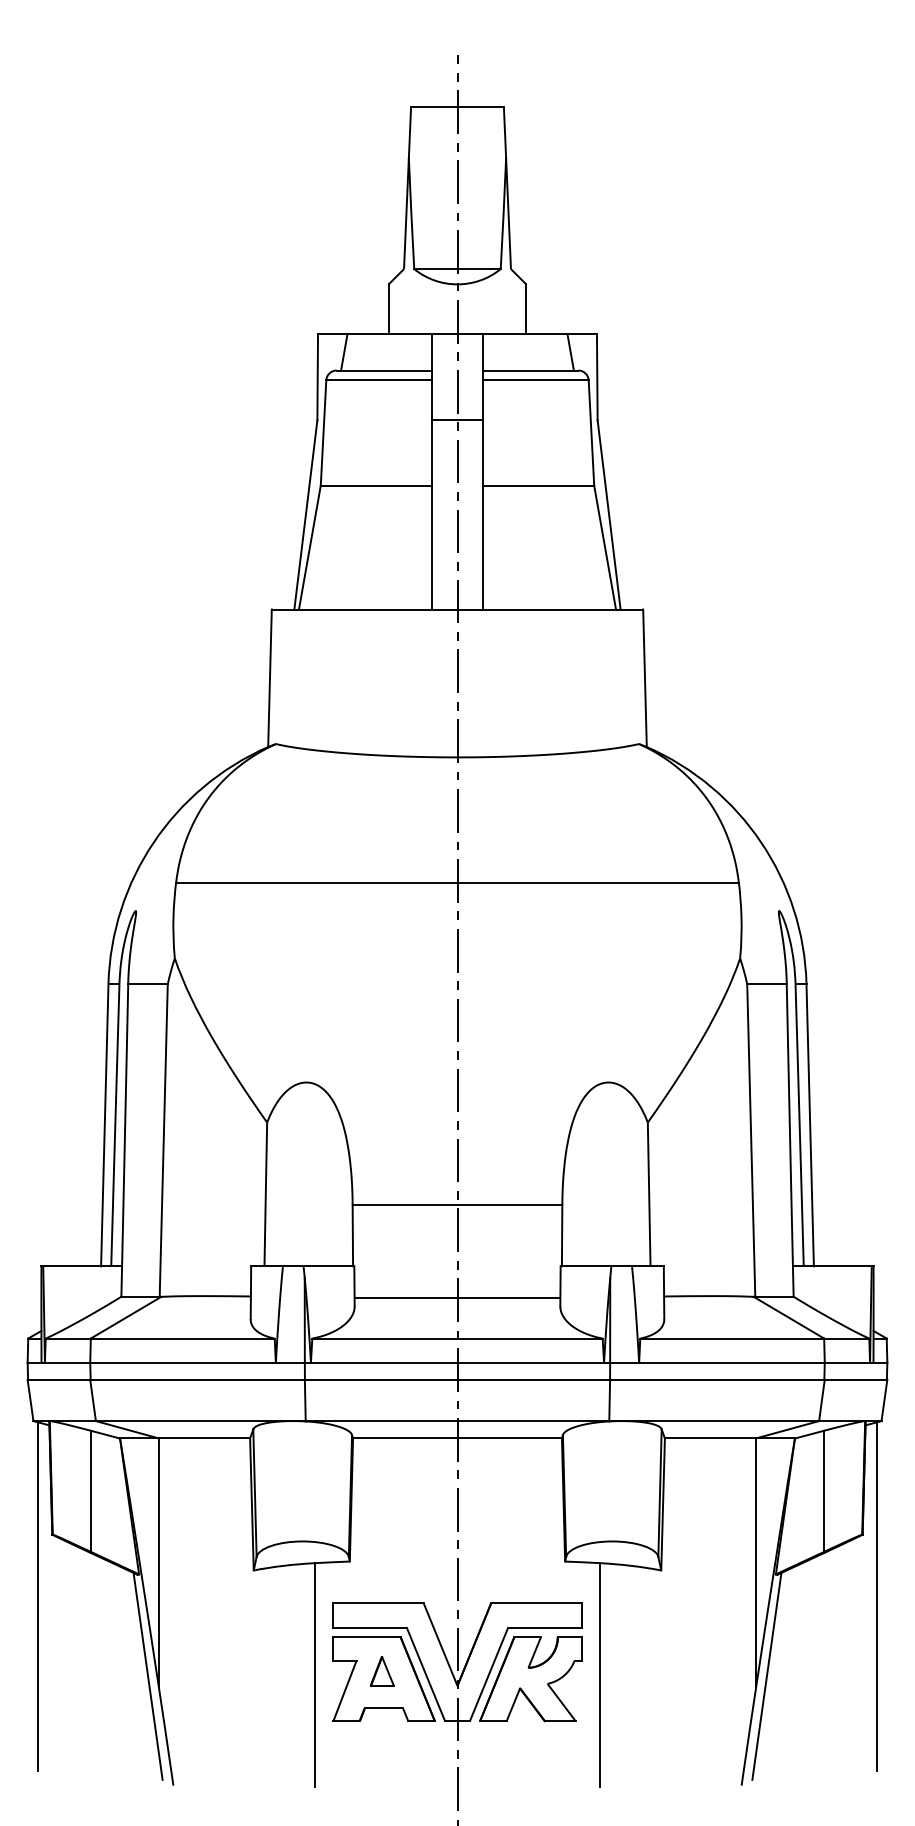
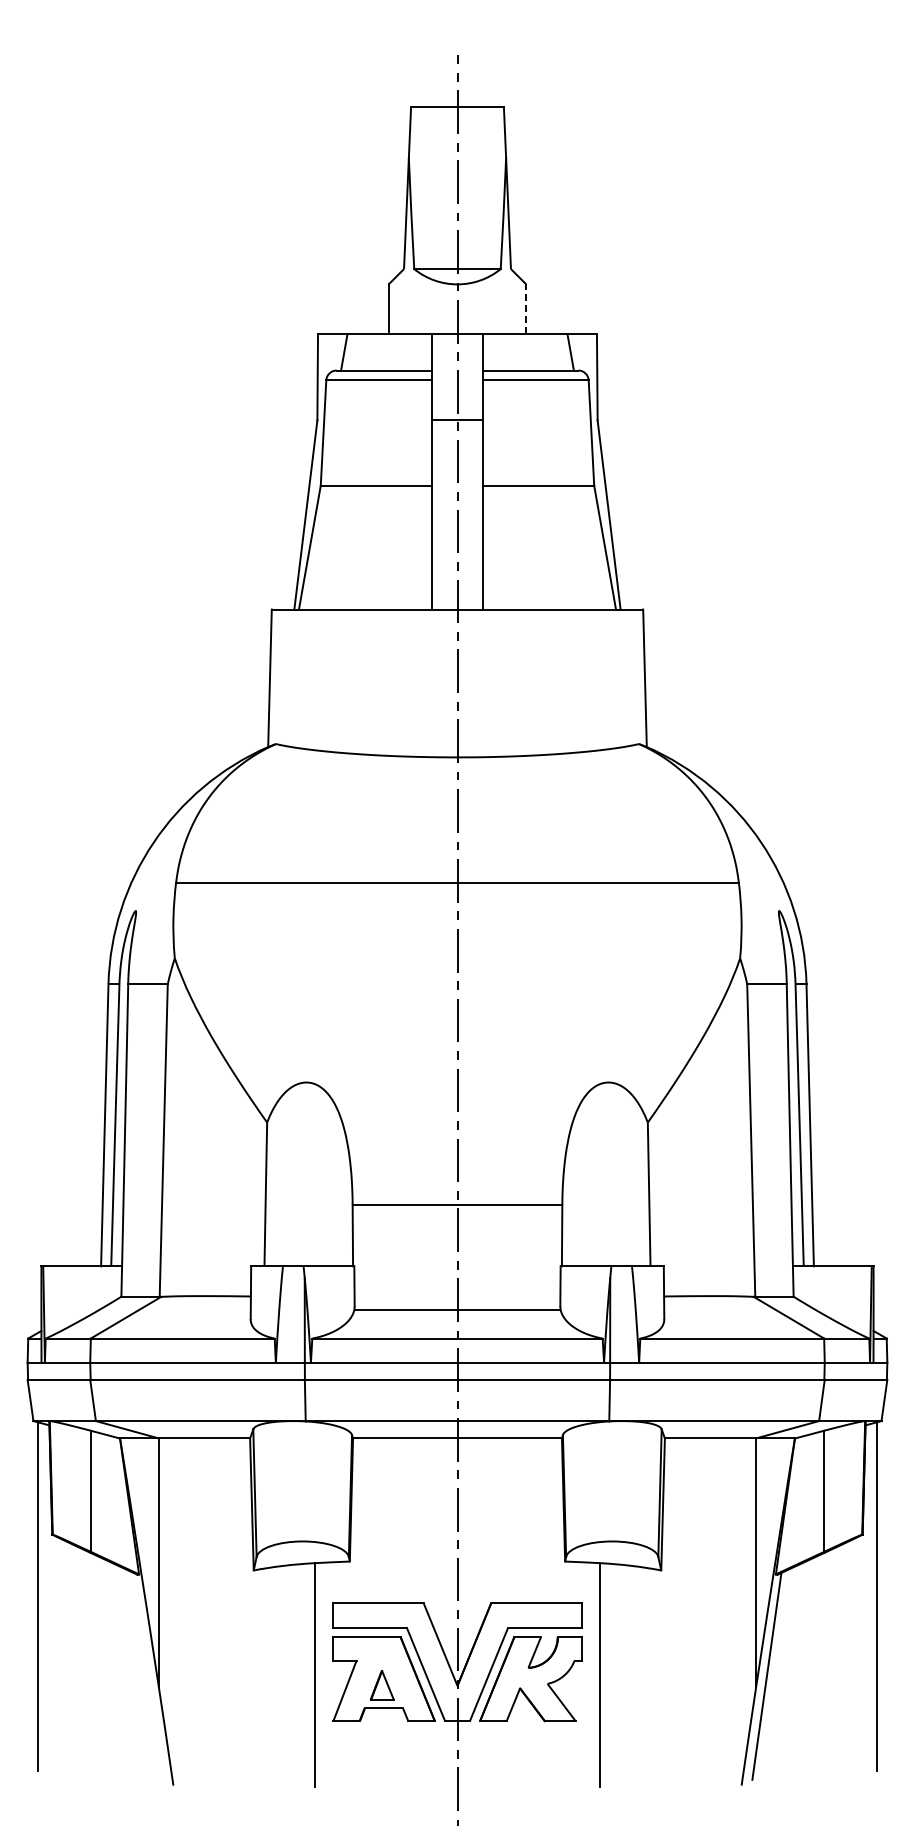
line: solid -> dashed (526, 308)
line position: (457, 1297) -> (457, 1309) (457, 1309)
part position: (382, 1671) -> (382, 1685) (382, 1685)
line: present -> none (147, 1675)
